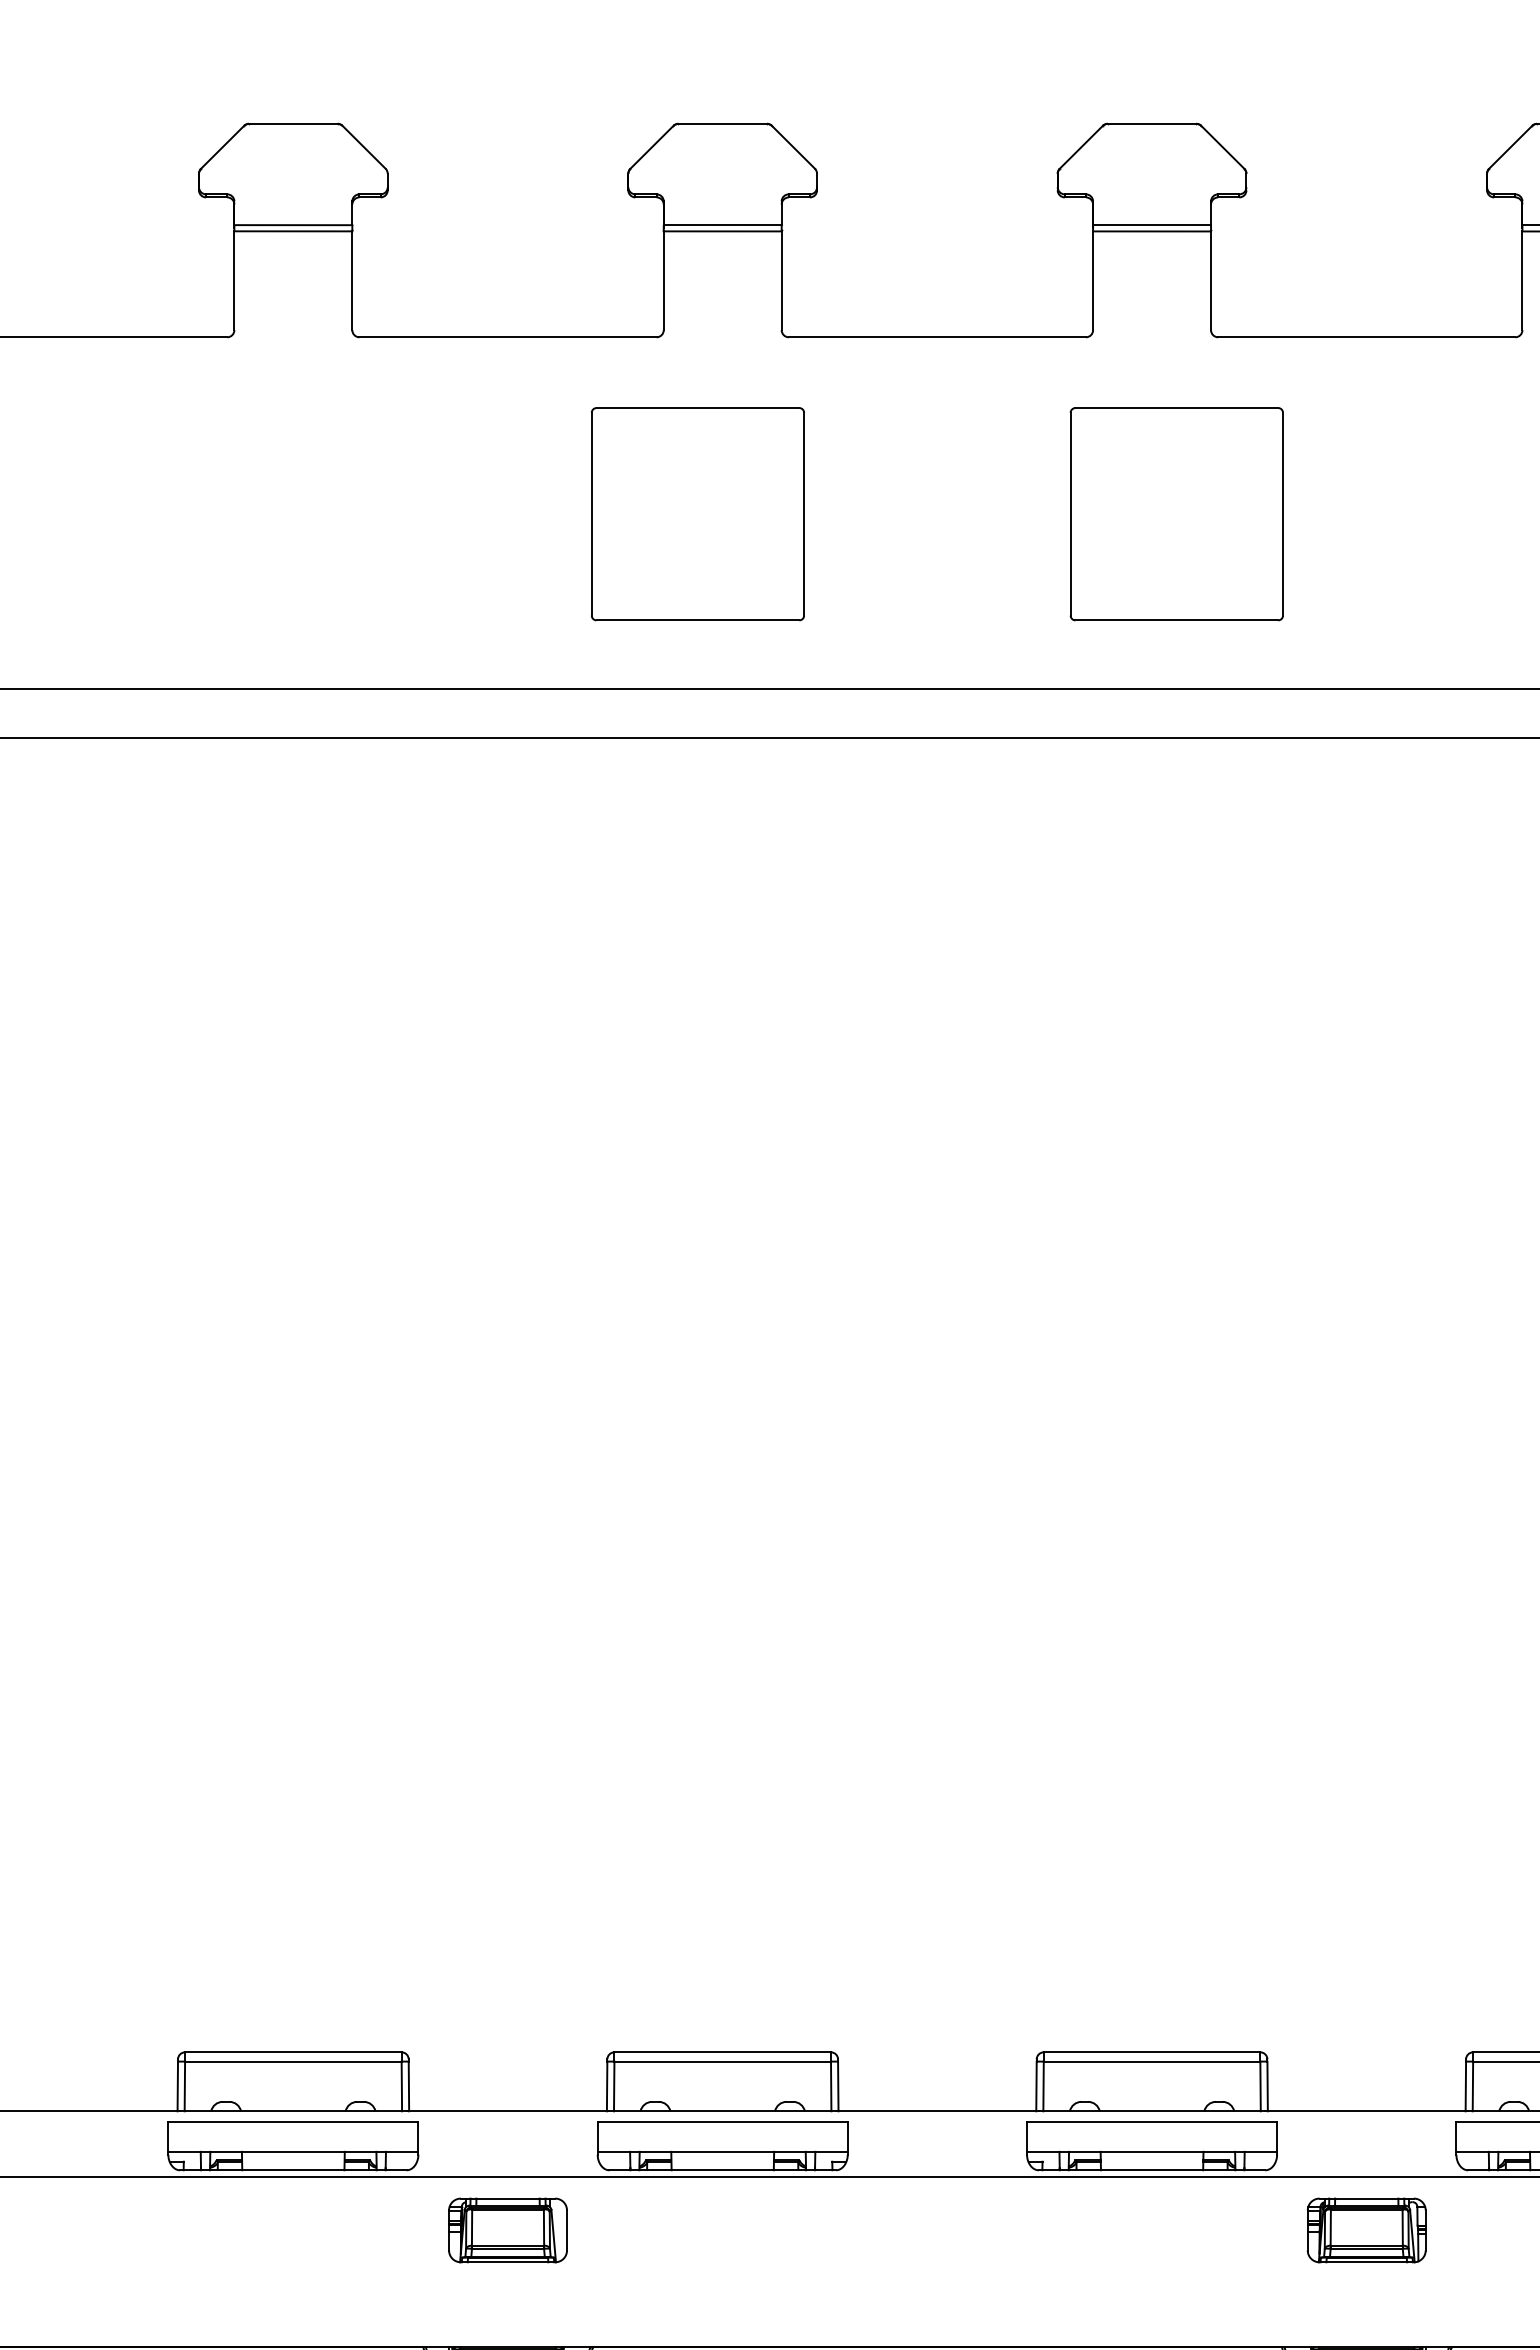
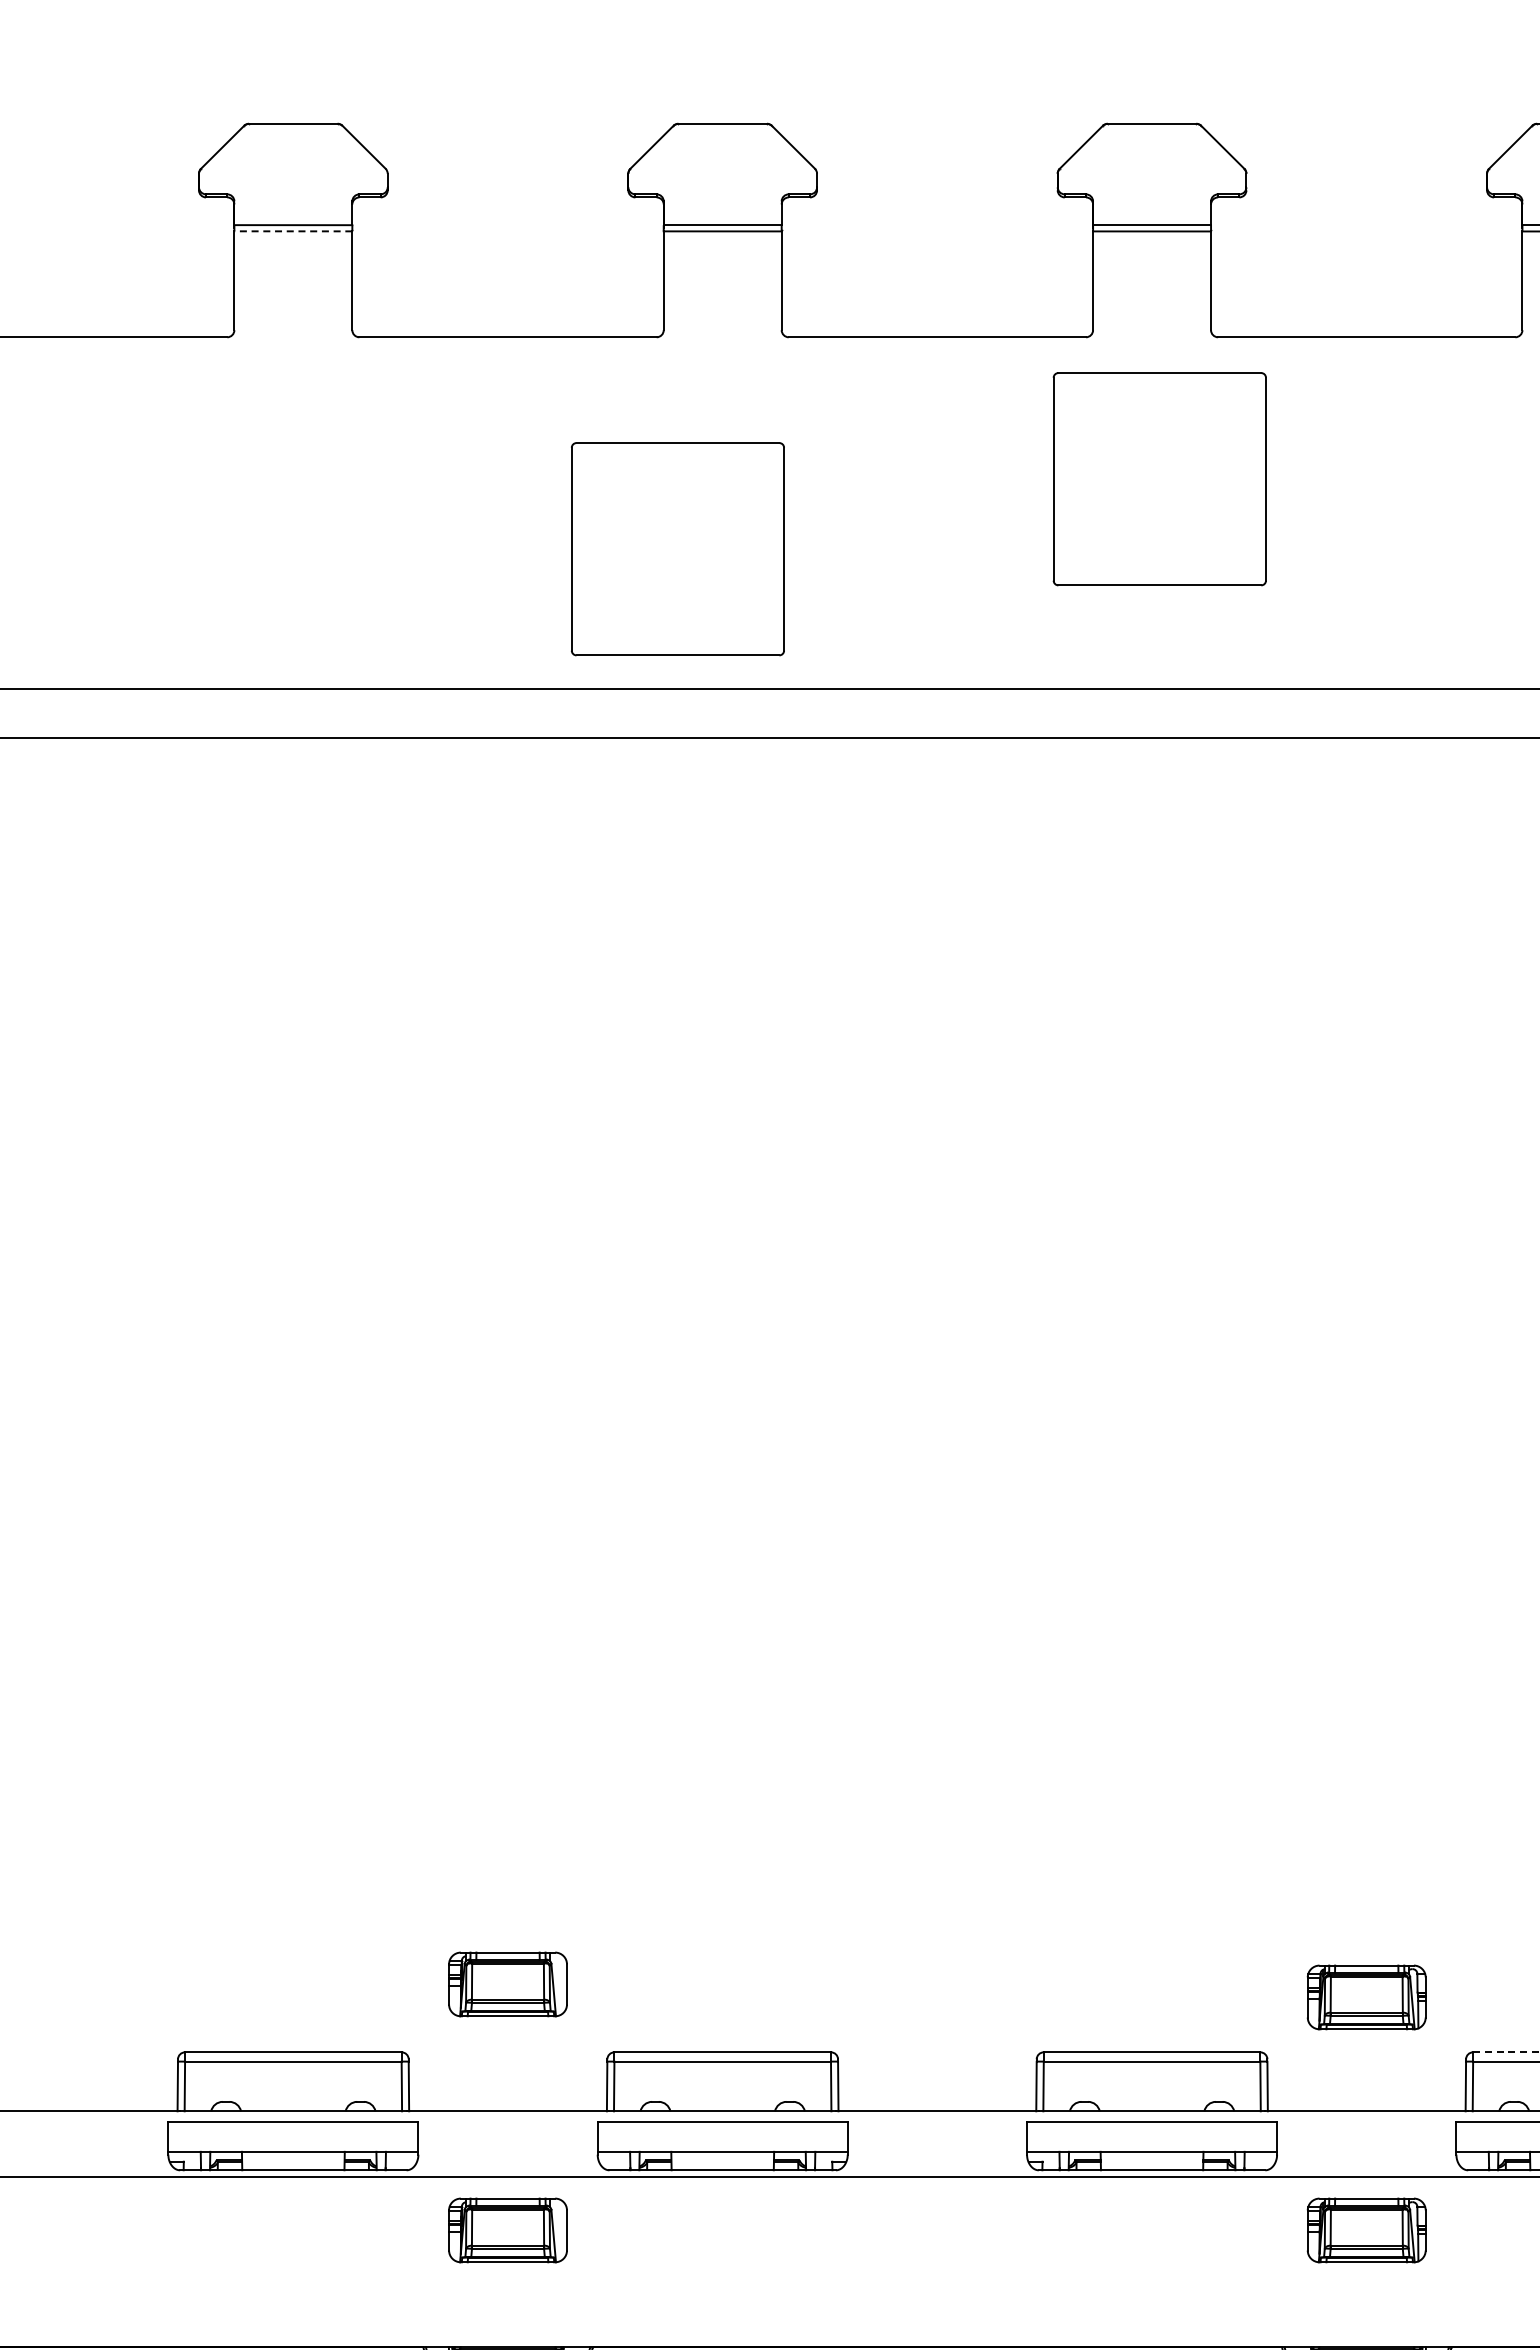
line: solid -> dashed (293, 231)
part position: (697, 514) -> (677, 549) (677, 549)
part position: (1176, 514) -> (1159, 479) (1159, 479)
part: none -> present (507, 1984)
part: none -> present (1366, 1997)
line: solid -> dashed (1506, 2052)
